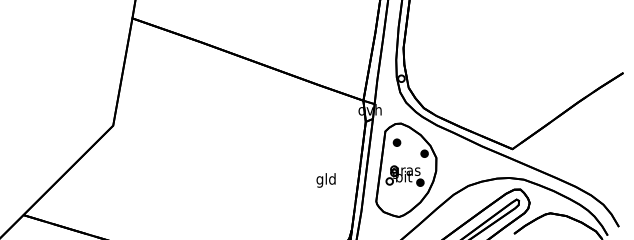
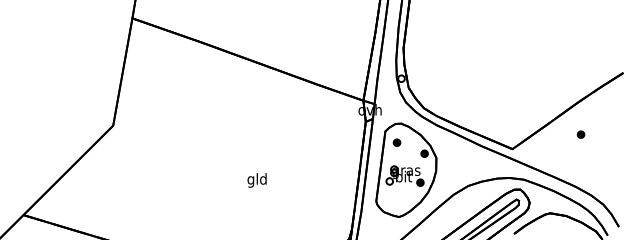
part: none -> present (580, 134)
text position: (325, 180) -> (256, 180) (256, 180)
